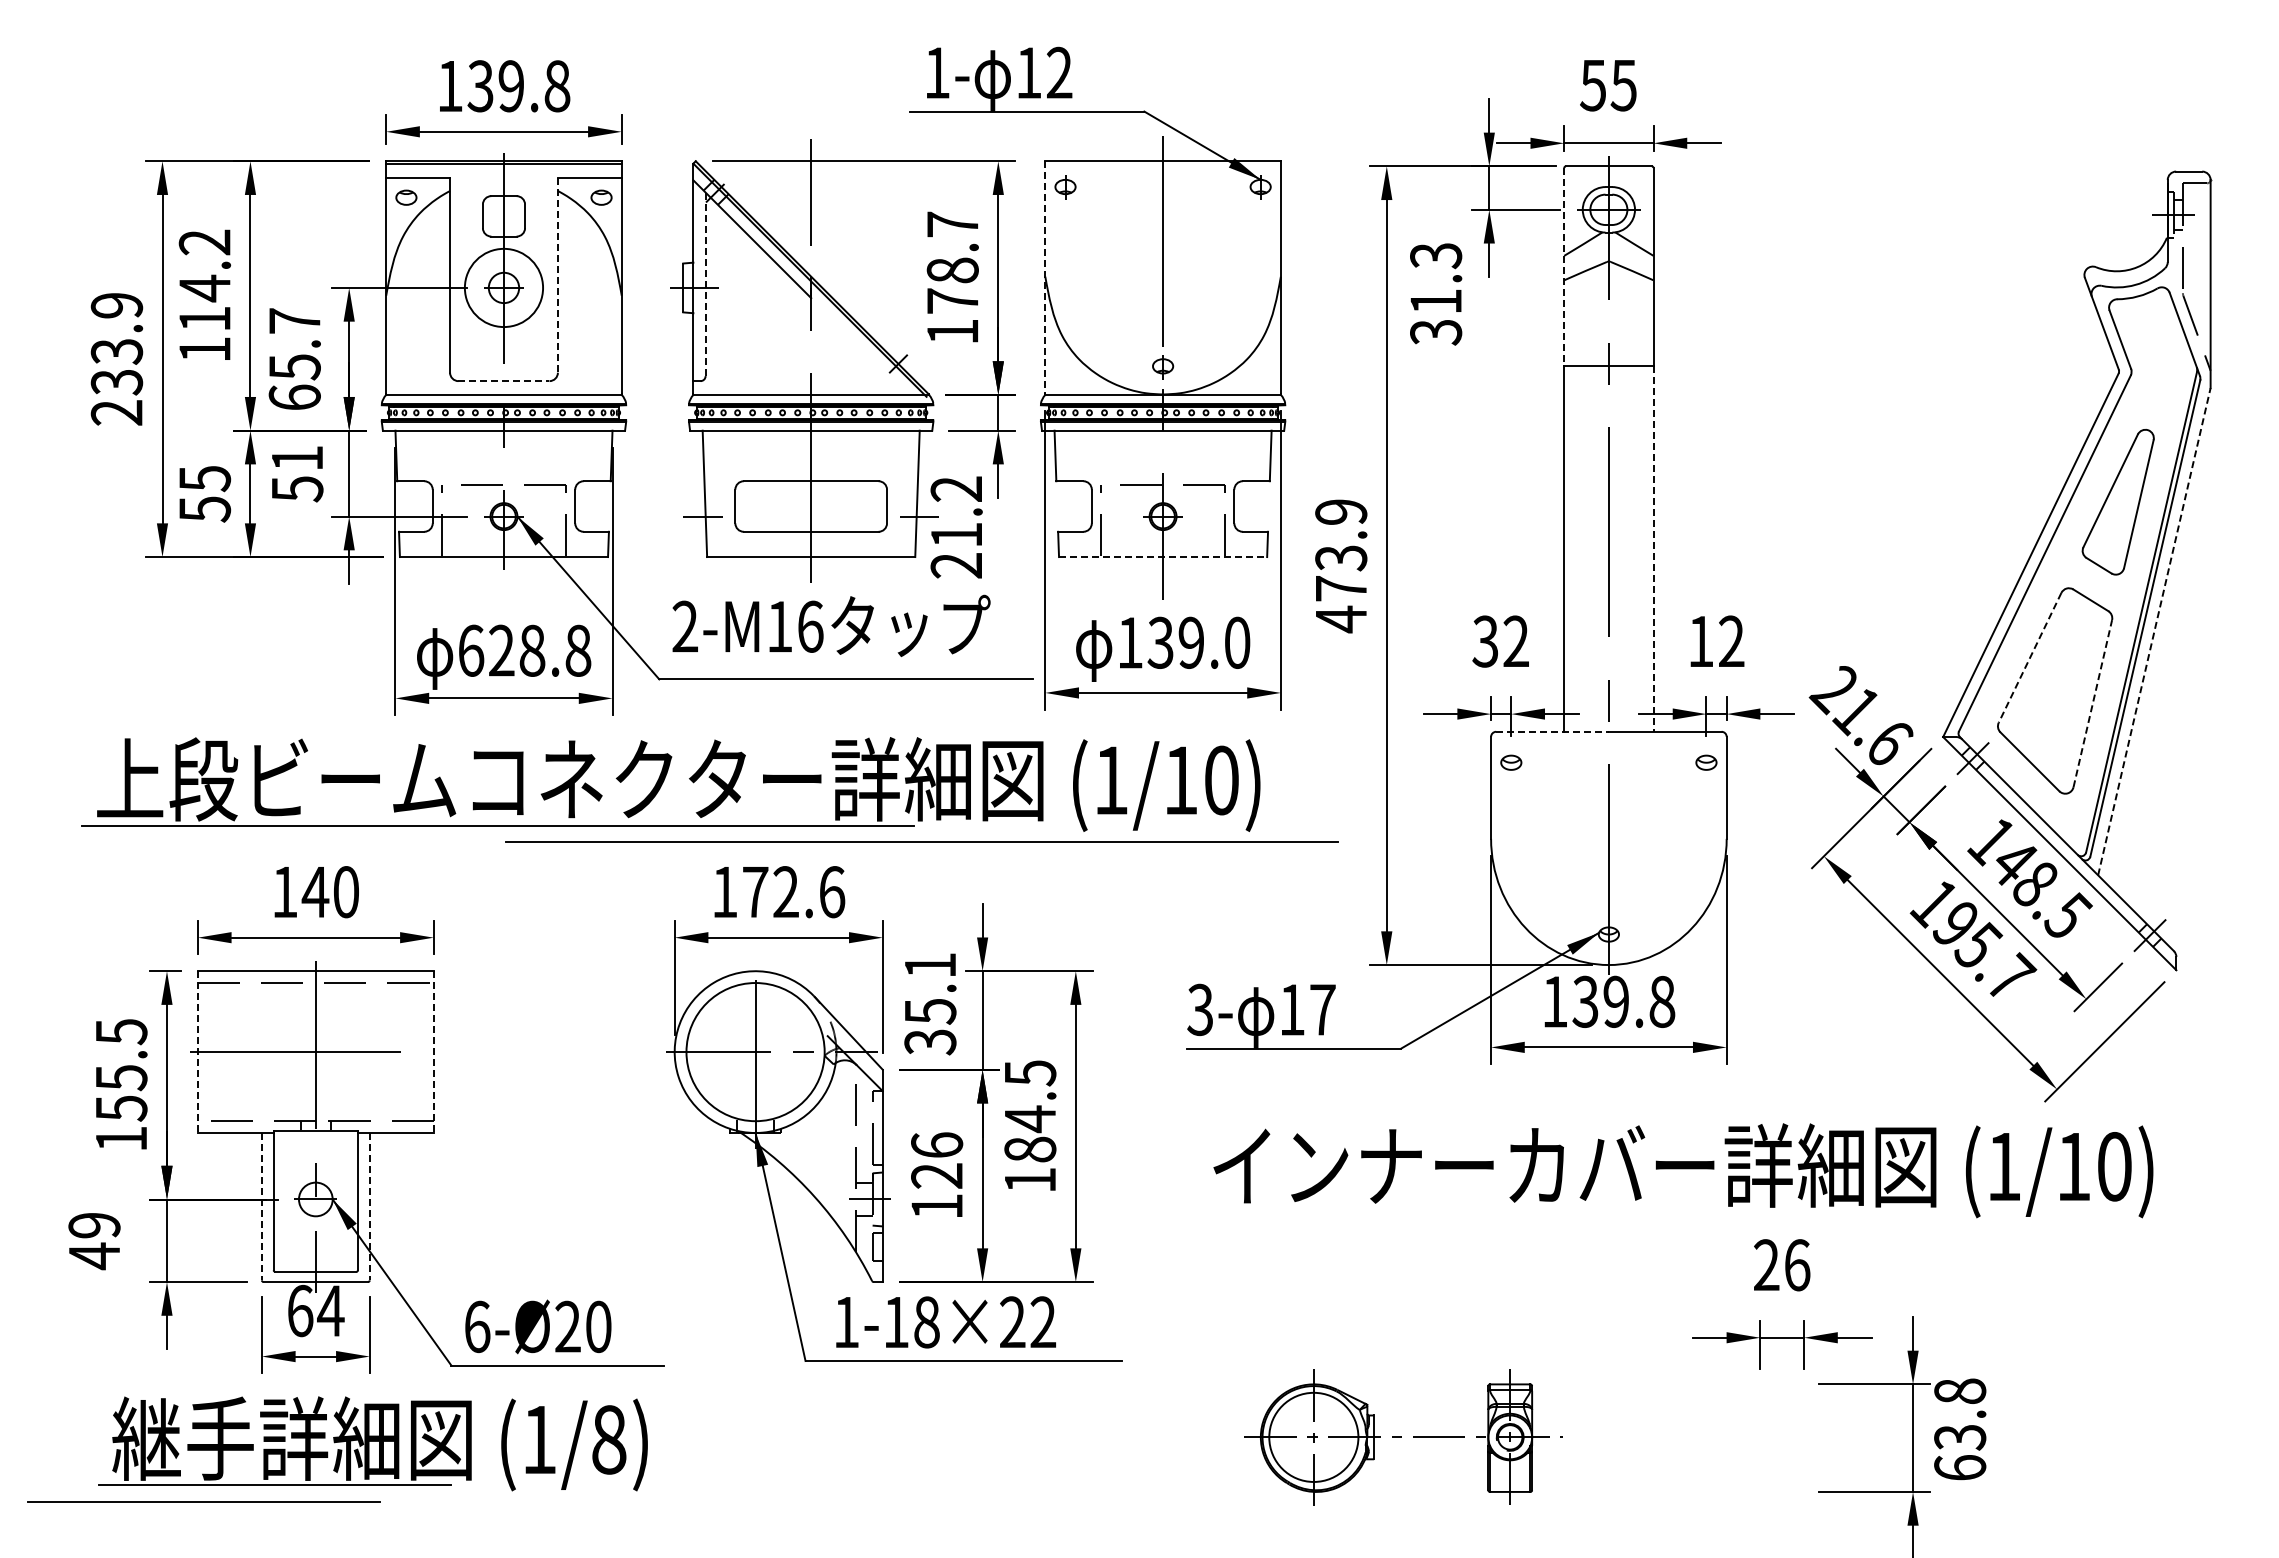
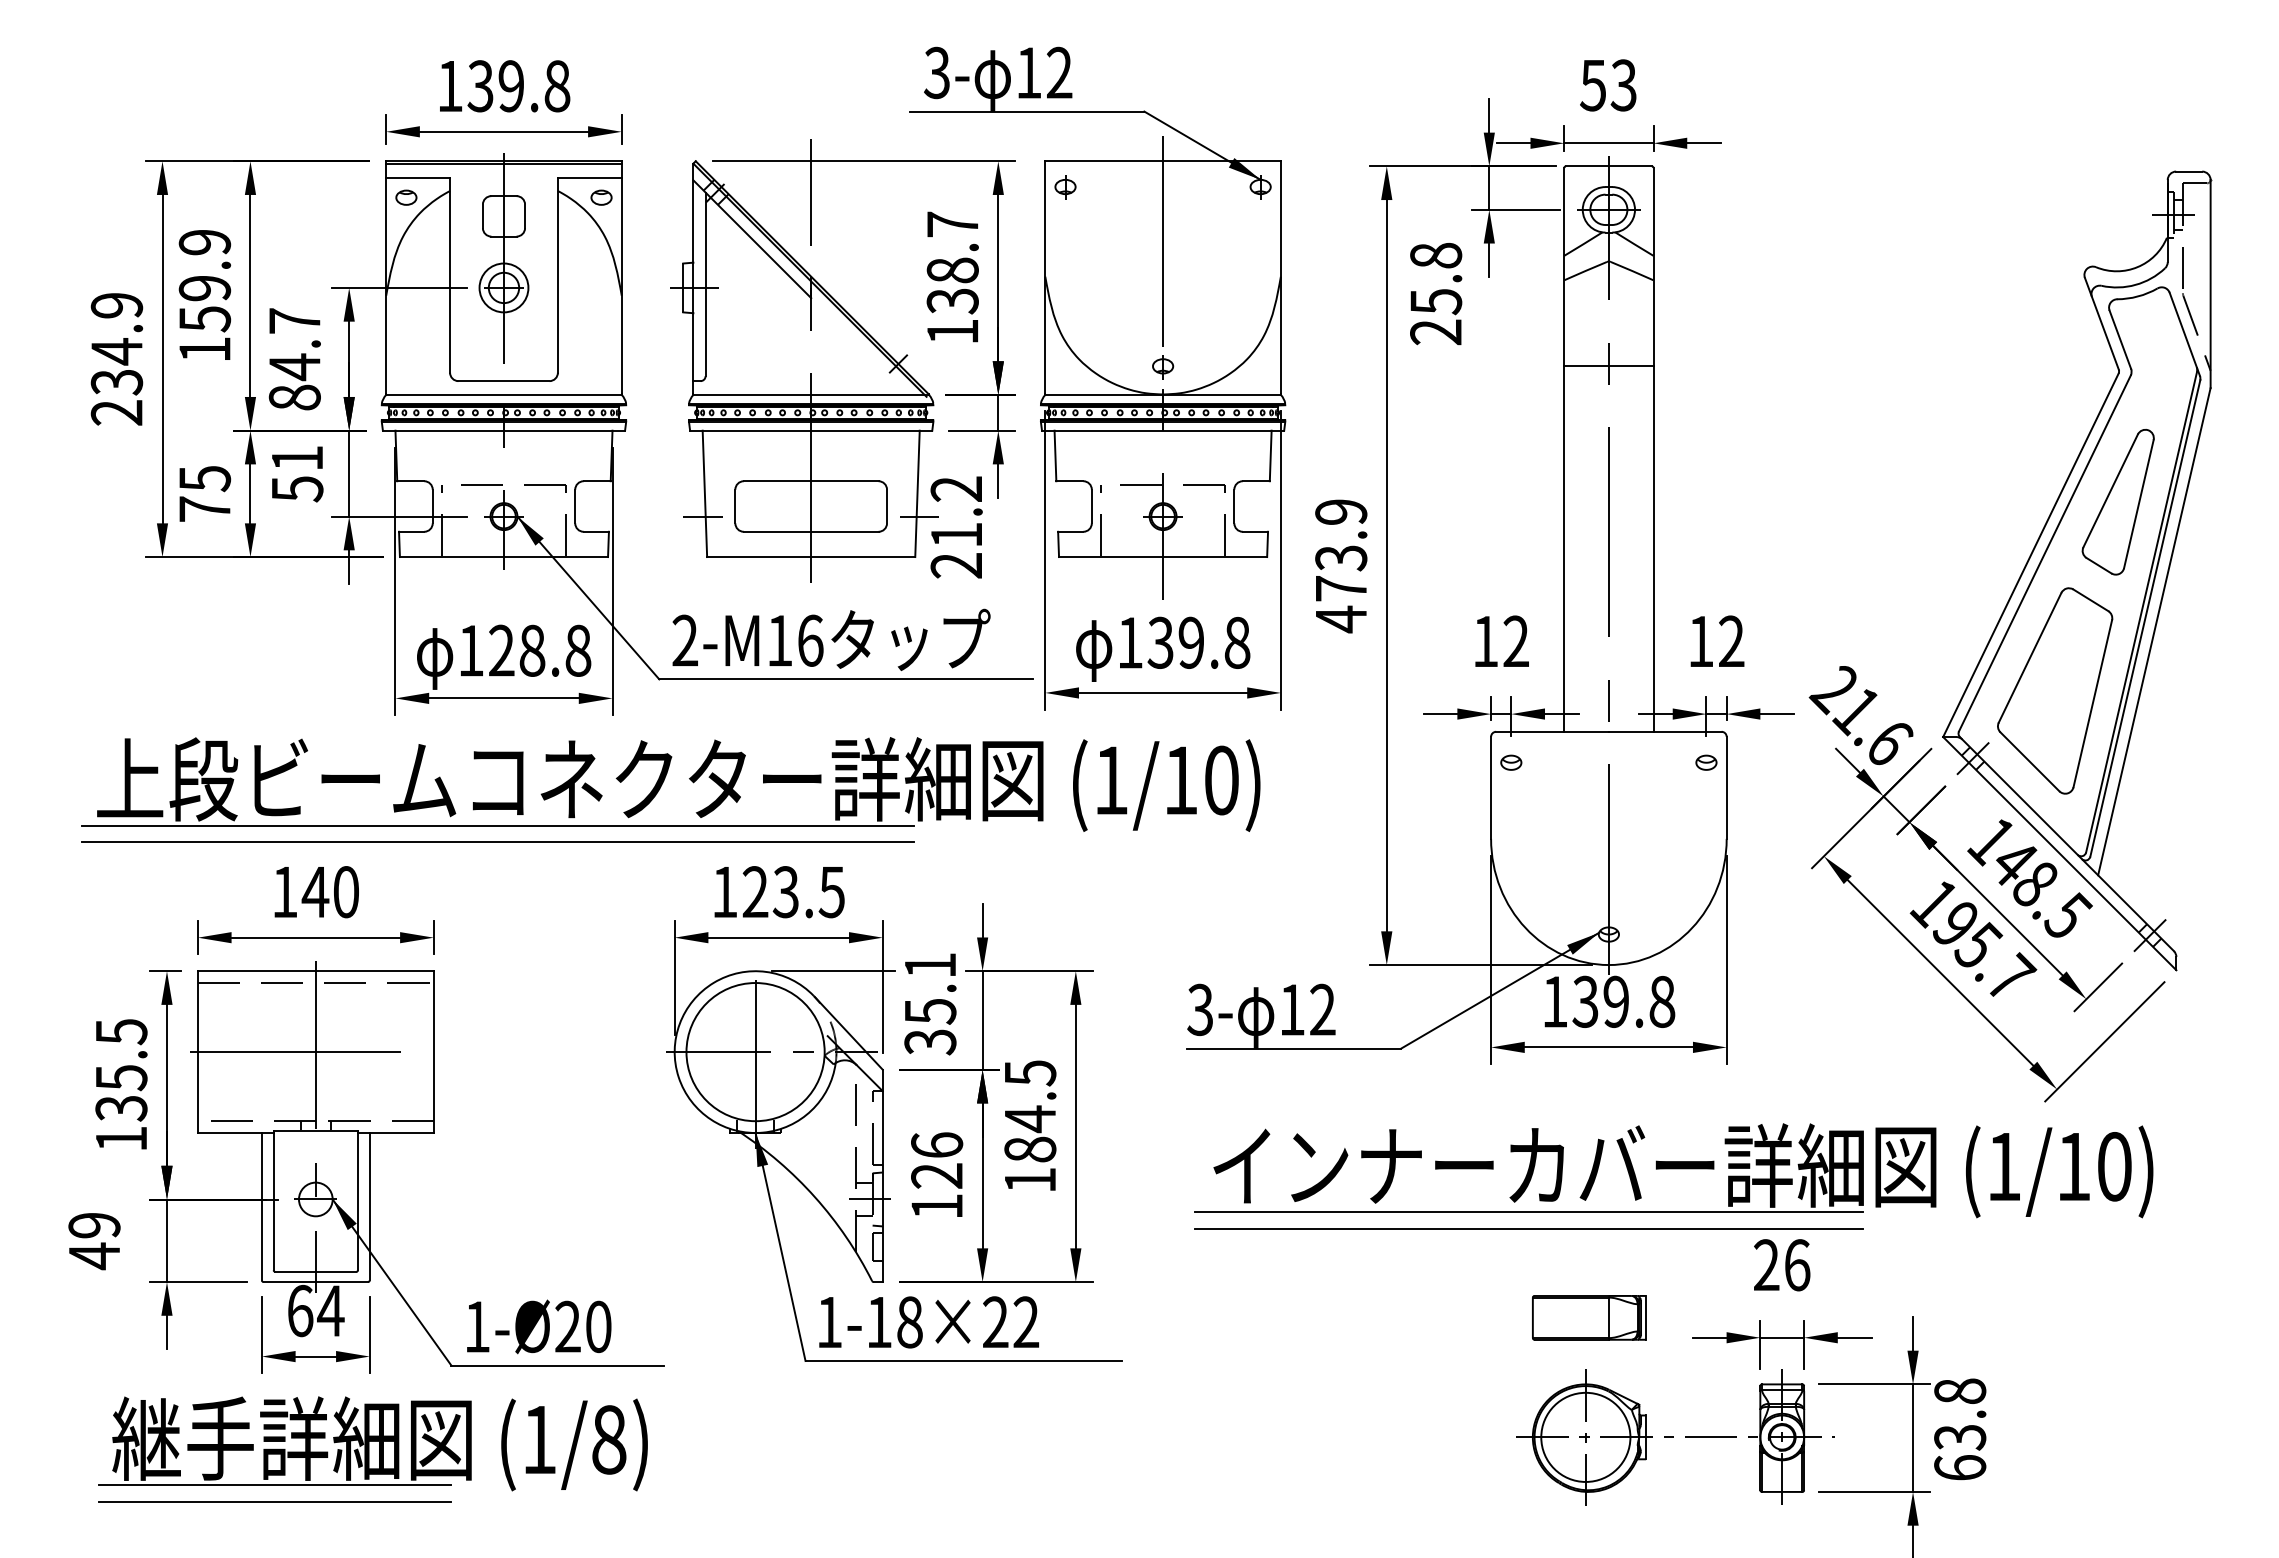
text: 1- -> 3- (936, 72)
text: 55 -> 53 (1623, 85)
line: dashed -> solid (1564, 267)
line: dashed -> solid (557, 275)
line: dashed -> solid (1045, 277)
text: 114.2 -> 159.9 (204, 280)
line: dashed -> solid (705, 284)
circle diameter: 78 px -> 49 px (503, 287)
text: 31.3 -> 25.8 (1436, 293)
text: 178.7 -> 138.7 (952, 301)
text: 233.9 -> 234.9 (116, 351)
text: 65.7 -> 84.7 (294, 381)
line: dashed -> solid (504, 381)
text: 55 -> 75 (205, 509)
line: dashed -> solid (1653, 549)
line: dashed -> solid (1163, 557)
text position: (831, 625) -> (831, 639) (831, 639)
line: dashed -> solid (2154, 631)
text: 32 -> 12 (1484, 641)
text: 139.0 -> 139.8 (1237, 642)
text: 628.8 -> 128.8 (471, 650)
line: dashed -> solid (2030, 657)
line: dashed -> solid (2092, 703)
line: dashed -> solid (1553, 731)
line position: (921, 841) -> (497, 841) (497, 841)
text: 172.6 -> 123.5 (793, 892)
line: none -> present (833, 971)
text: 17 -> 12 (1322, 1009)
line: dashed -> solid (197, 1052)
line: dashed -> solid (433, 1052)
text: 155.5 -> 135.5 (121, 1108)
line: dashed -> solid (261, 1206)
line: dashed -> solid (369, 1206)
line: none -> present (1529, 1211)
line: none -> present (1529, 1228)
part: none -> present (1589, 1317)
text position: (945, 1322) -> (928, 1322) (928, 1322)
text: 6-Ø20 -> 1-Ø20 (477, 1326)
part position: (1403, 1437) -> (1675, 1437) (1675, 1437)
line position: (203, 1501) -> (274, 1501) (274, 1501)
